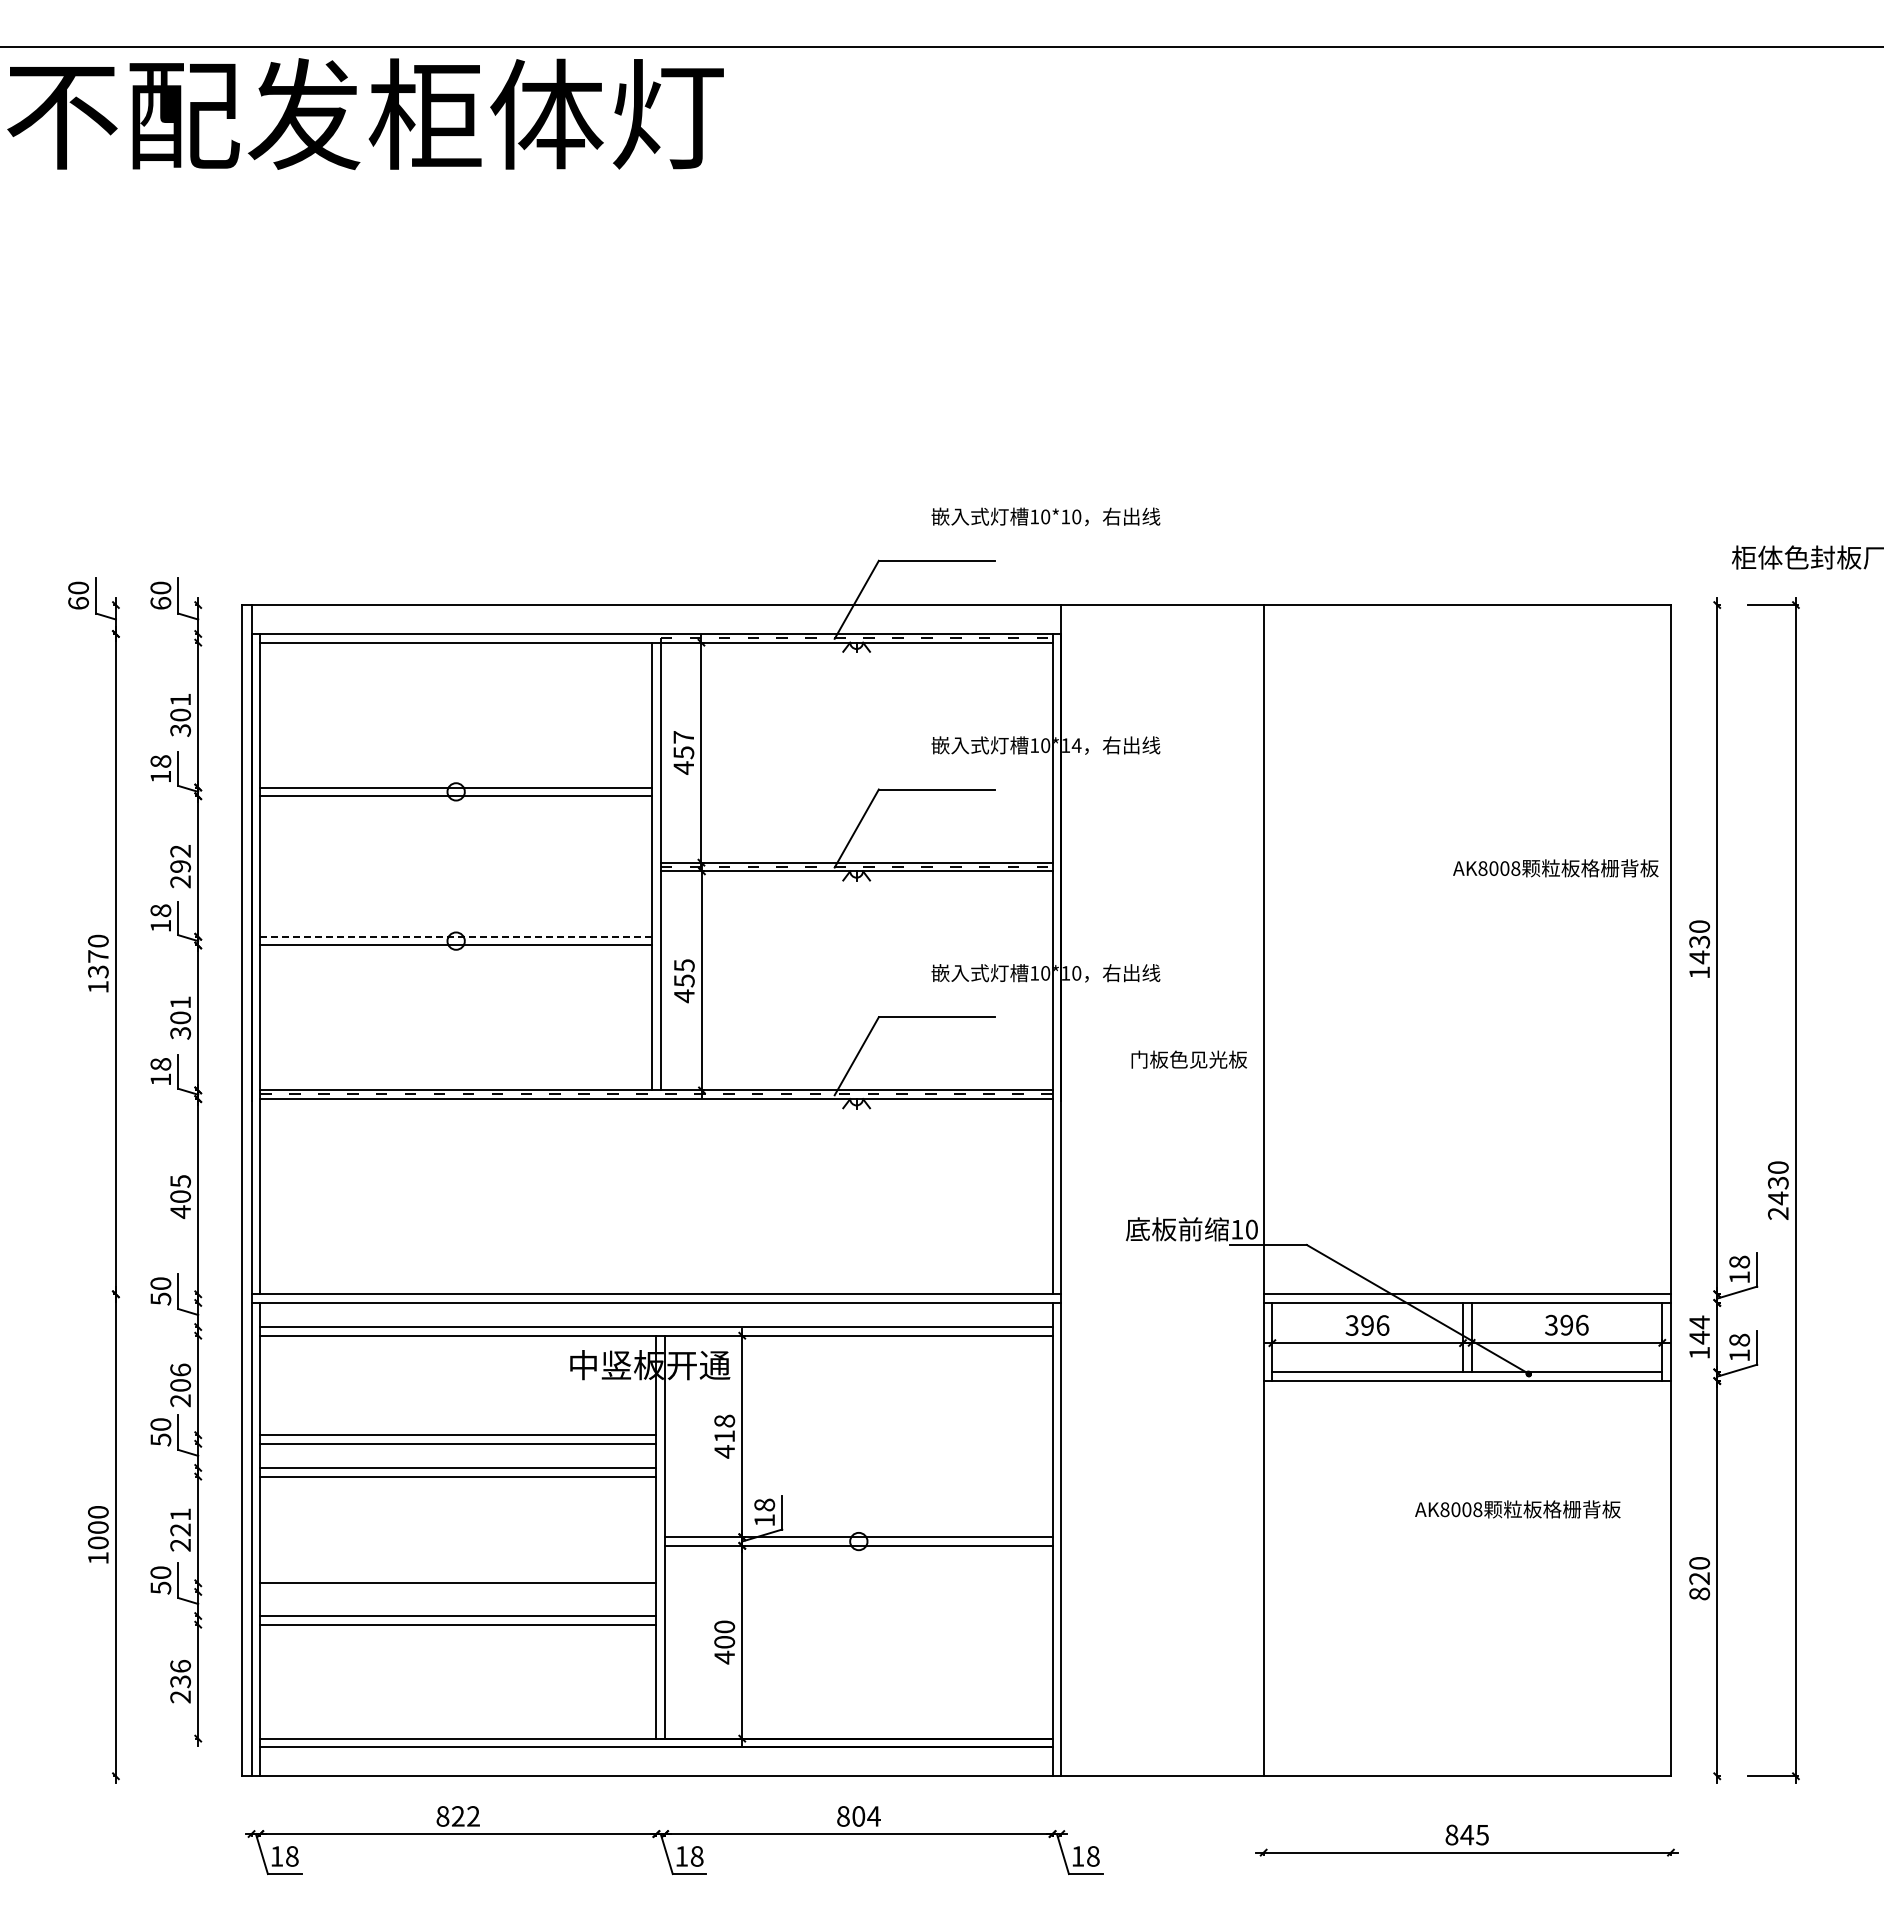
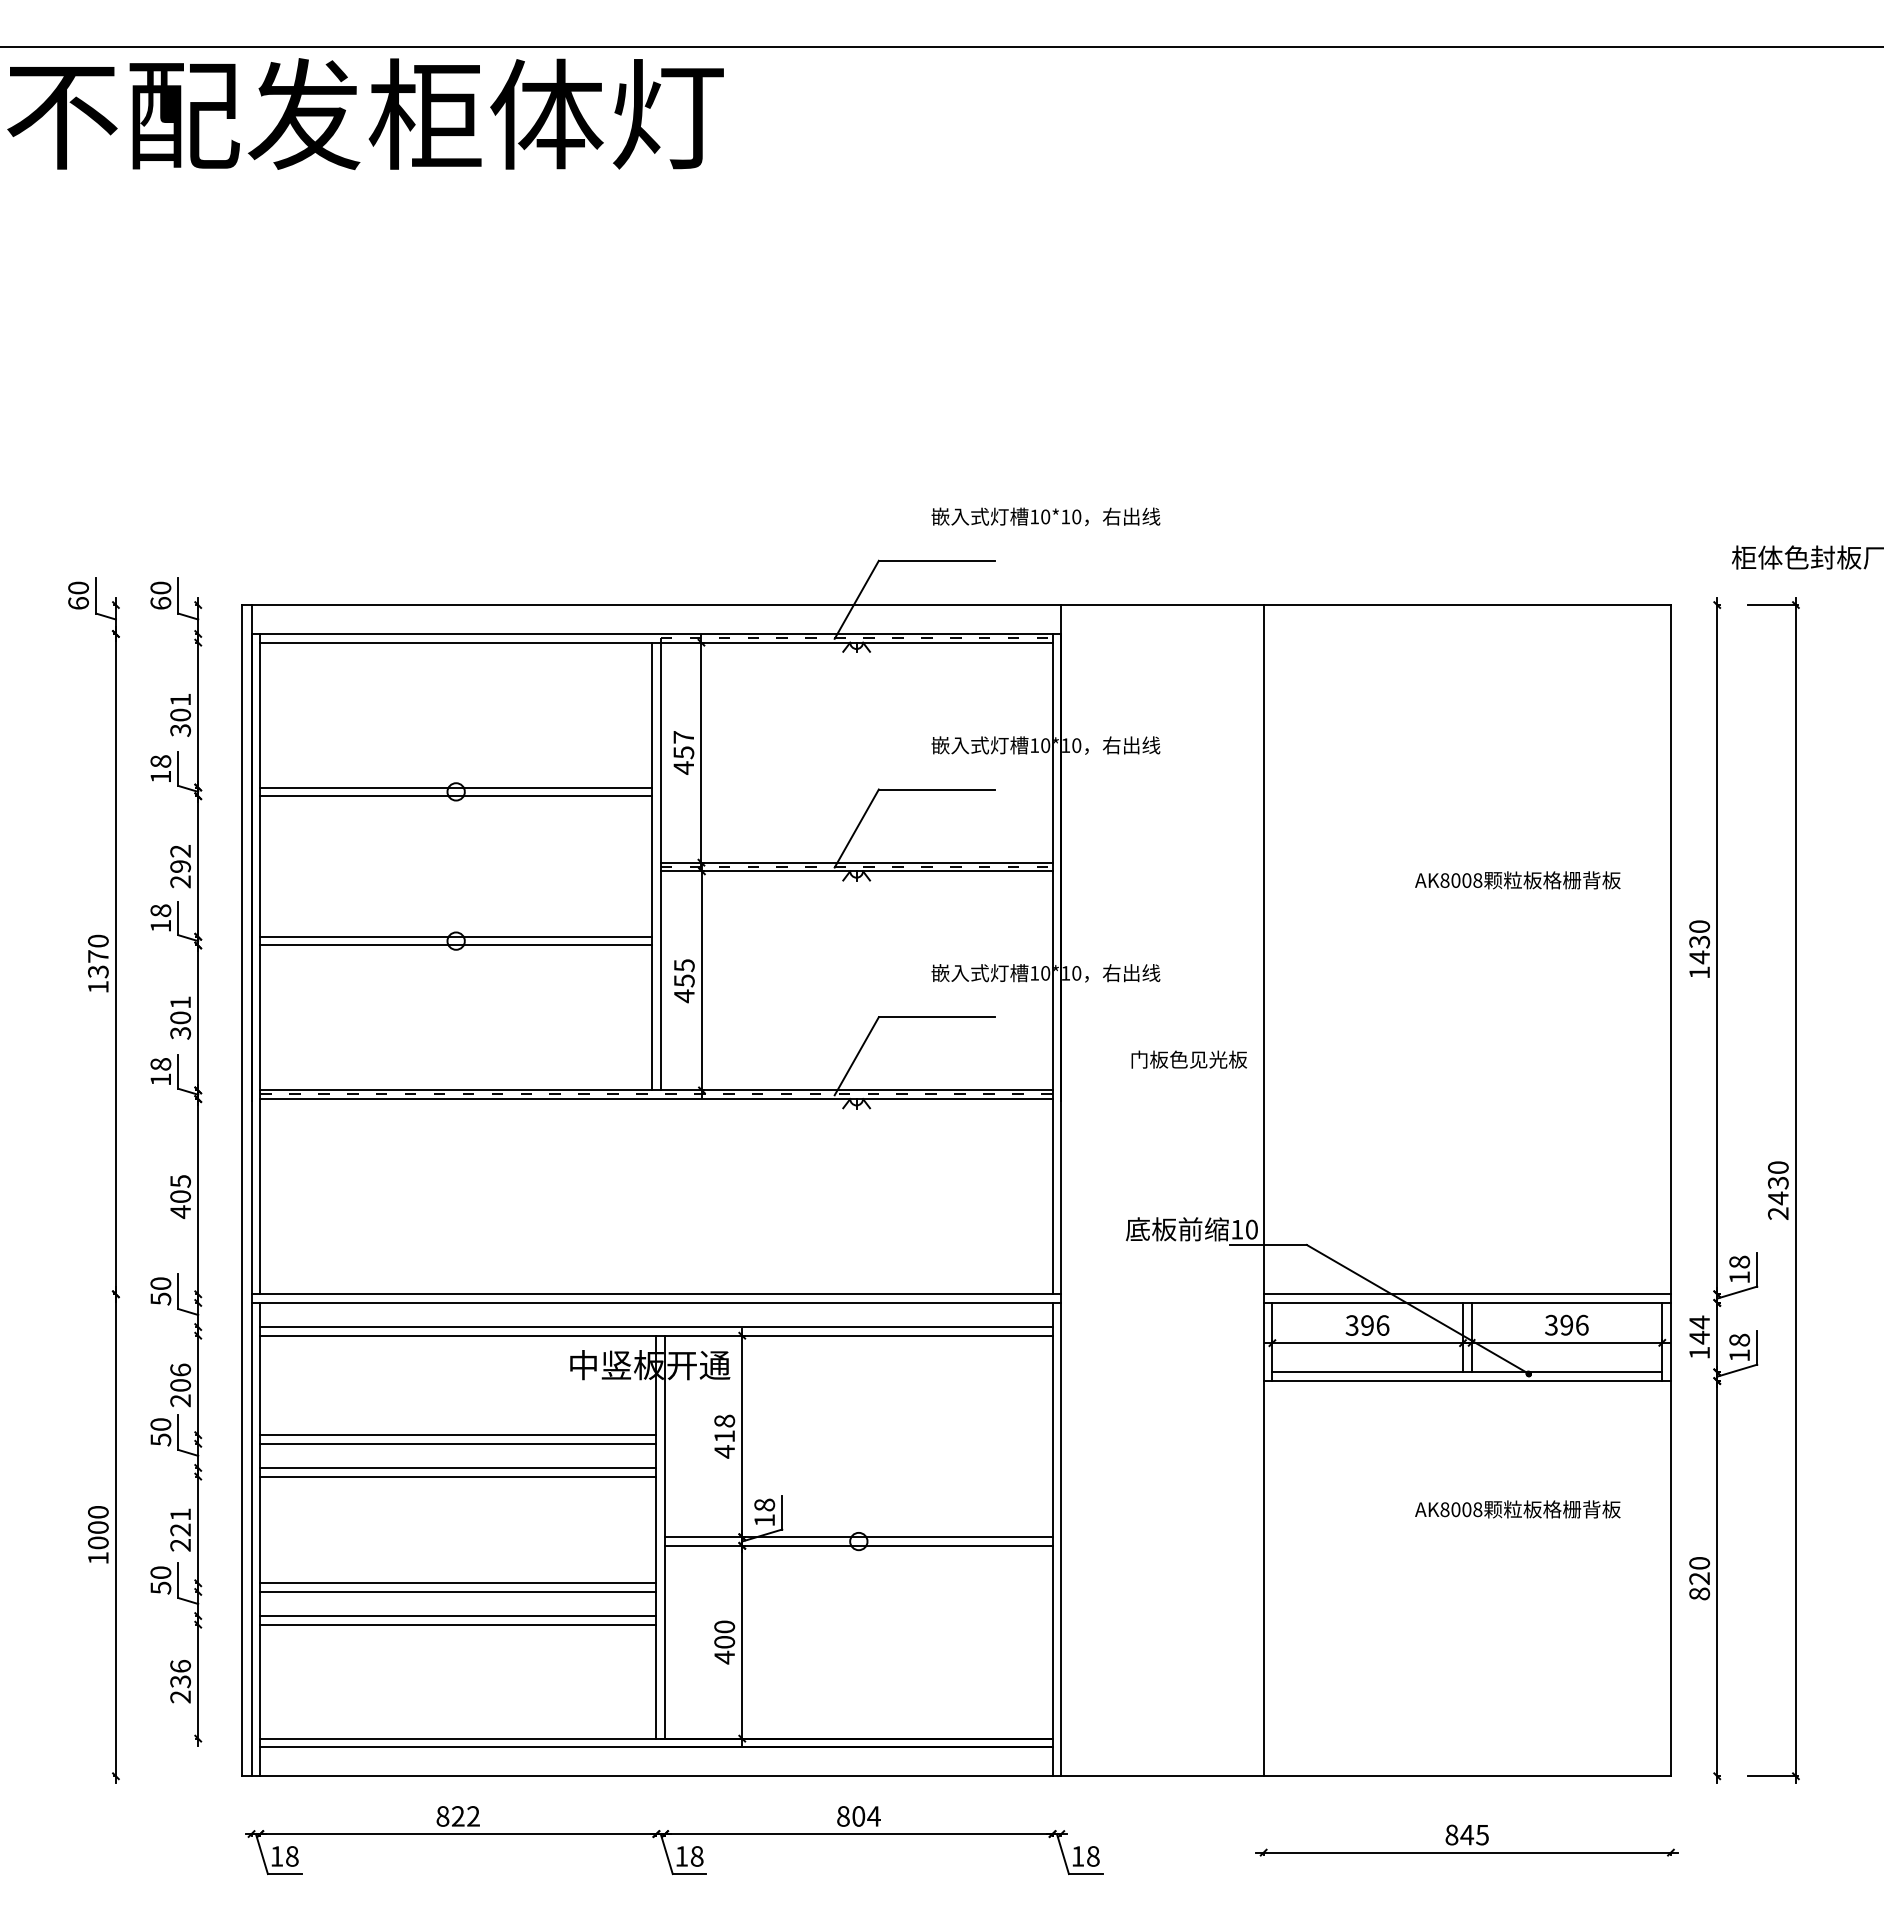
text: 10*14 -> 10*10 (1076, 745)
text position: (1555, 868) -> (1517, 880) (1517, 880)
line: dashed -> solid (456, 936)
line: none -> present (458, 1591)
